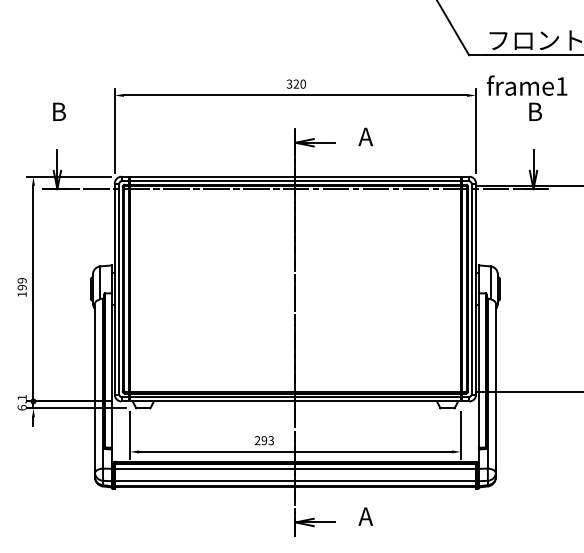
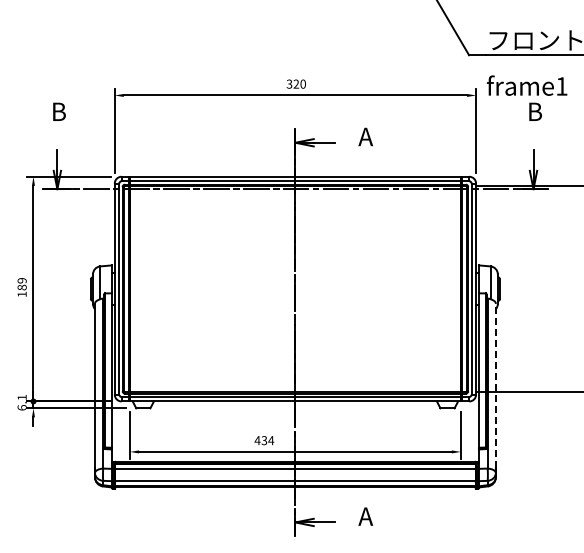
text: 199 -> 189 (21, 287)
line: solid -> dashed (495, 385)
text: 293 -> 434 (264, 440)
